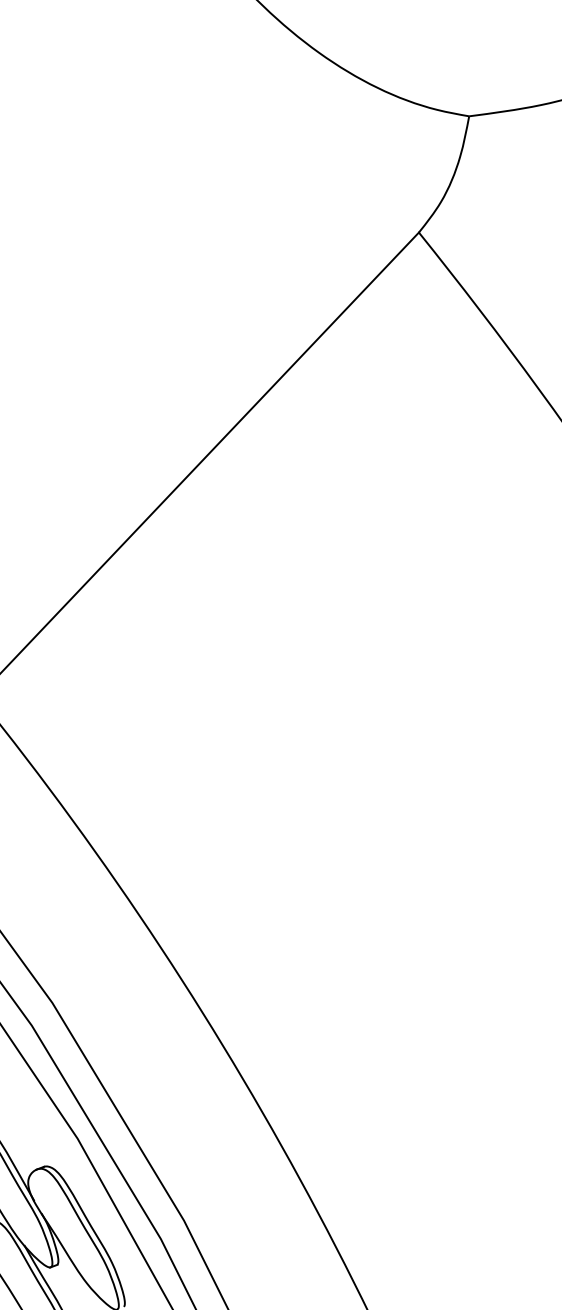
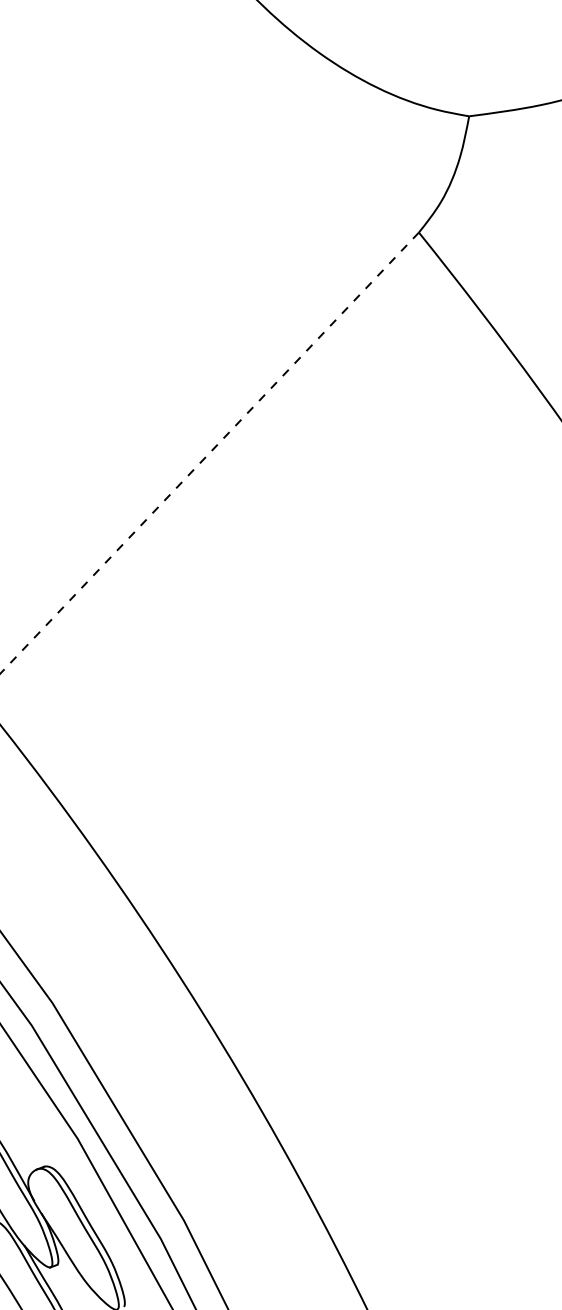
line: solid -> dashed (209, 453)
